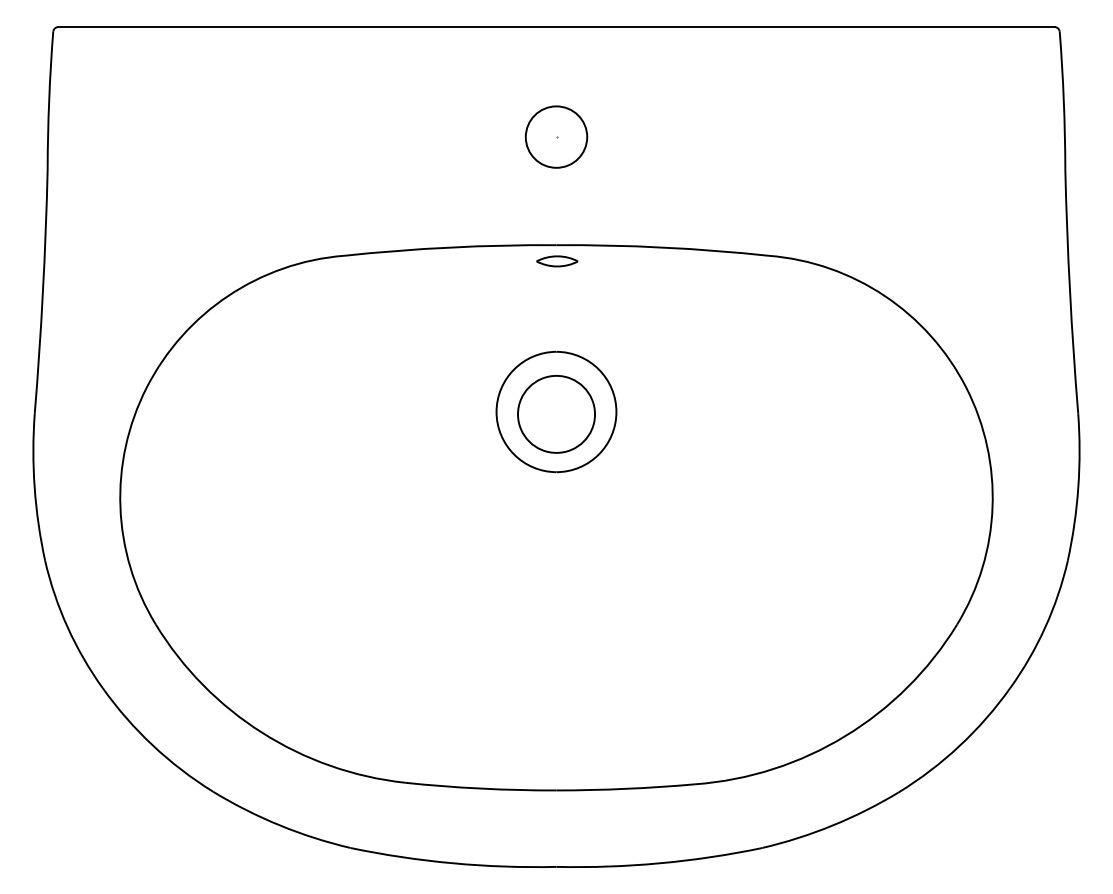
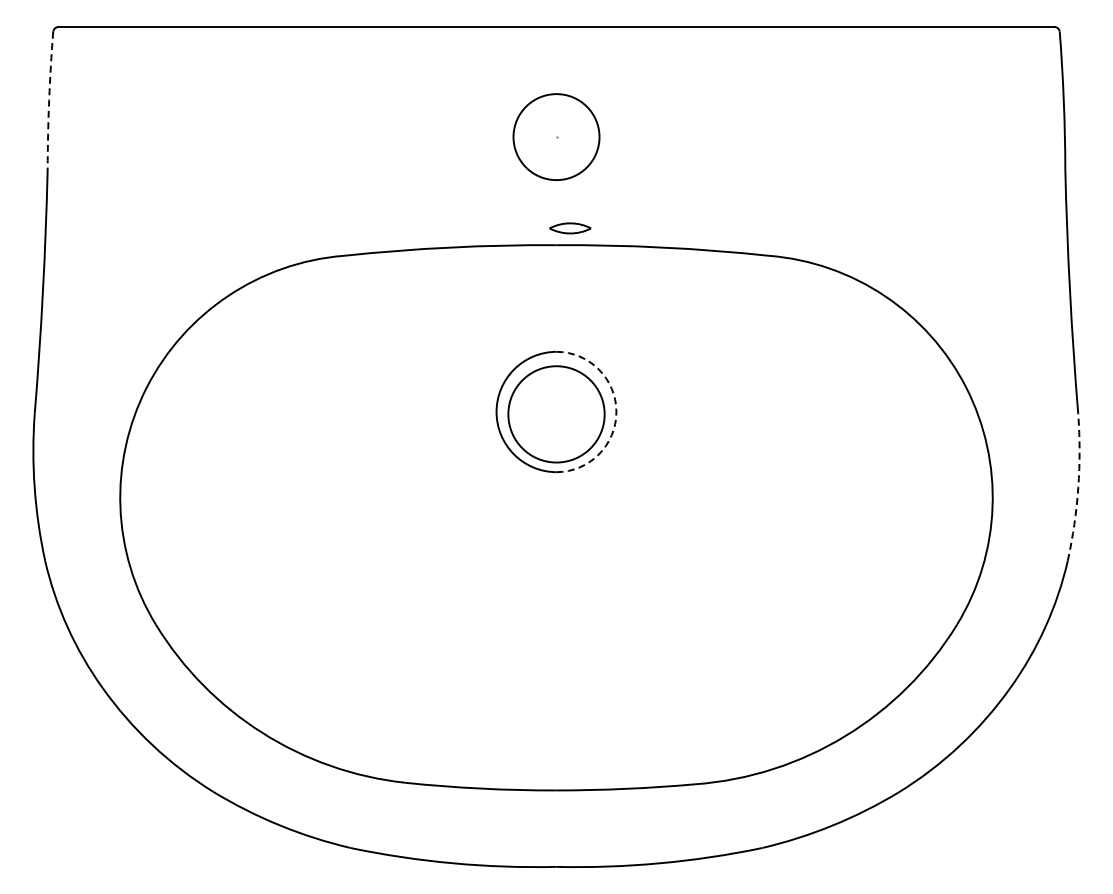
arc: solid -> dashed (49, 100)
circle diameter: 61 px -> 86 px (556, 137)
part position: (557, 261) -> (570, 228) (570, 228)
arc: solid -> dashed (616, 412)
circle diameter: 77 px -> 96 px (556, 414)
arc: solid -> dashed (1078, 487)
